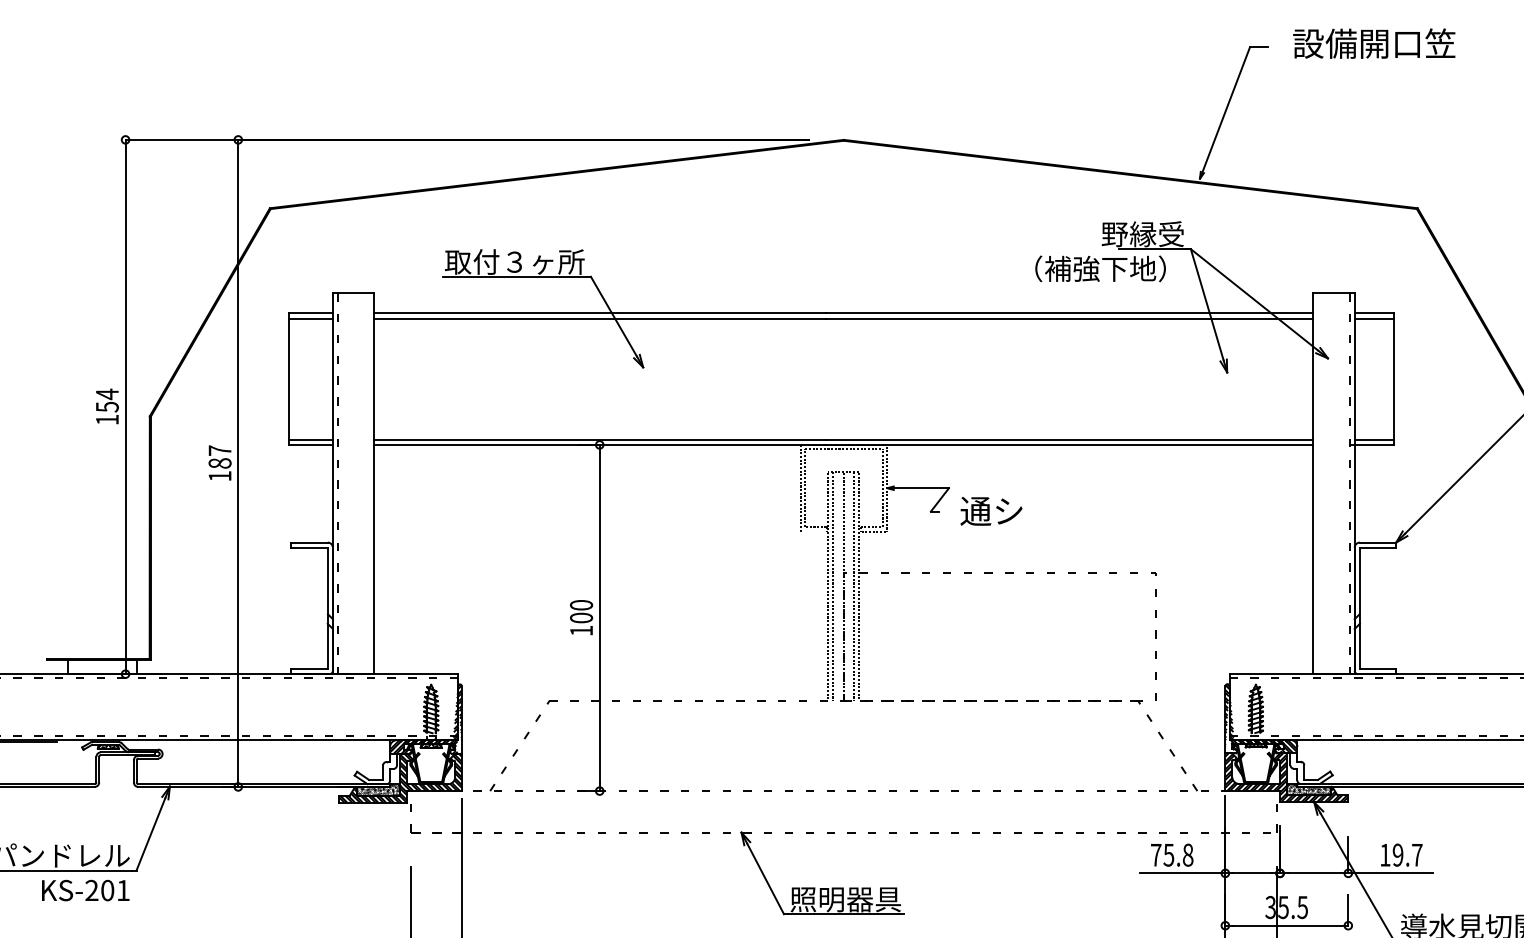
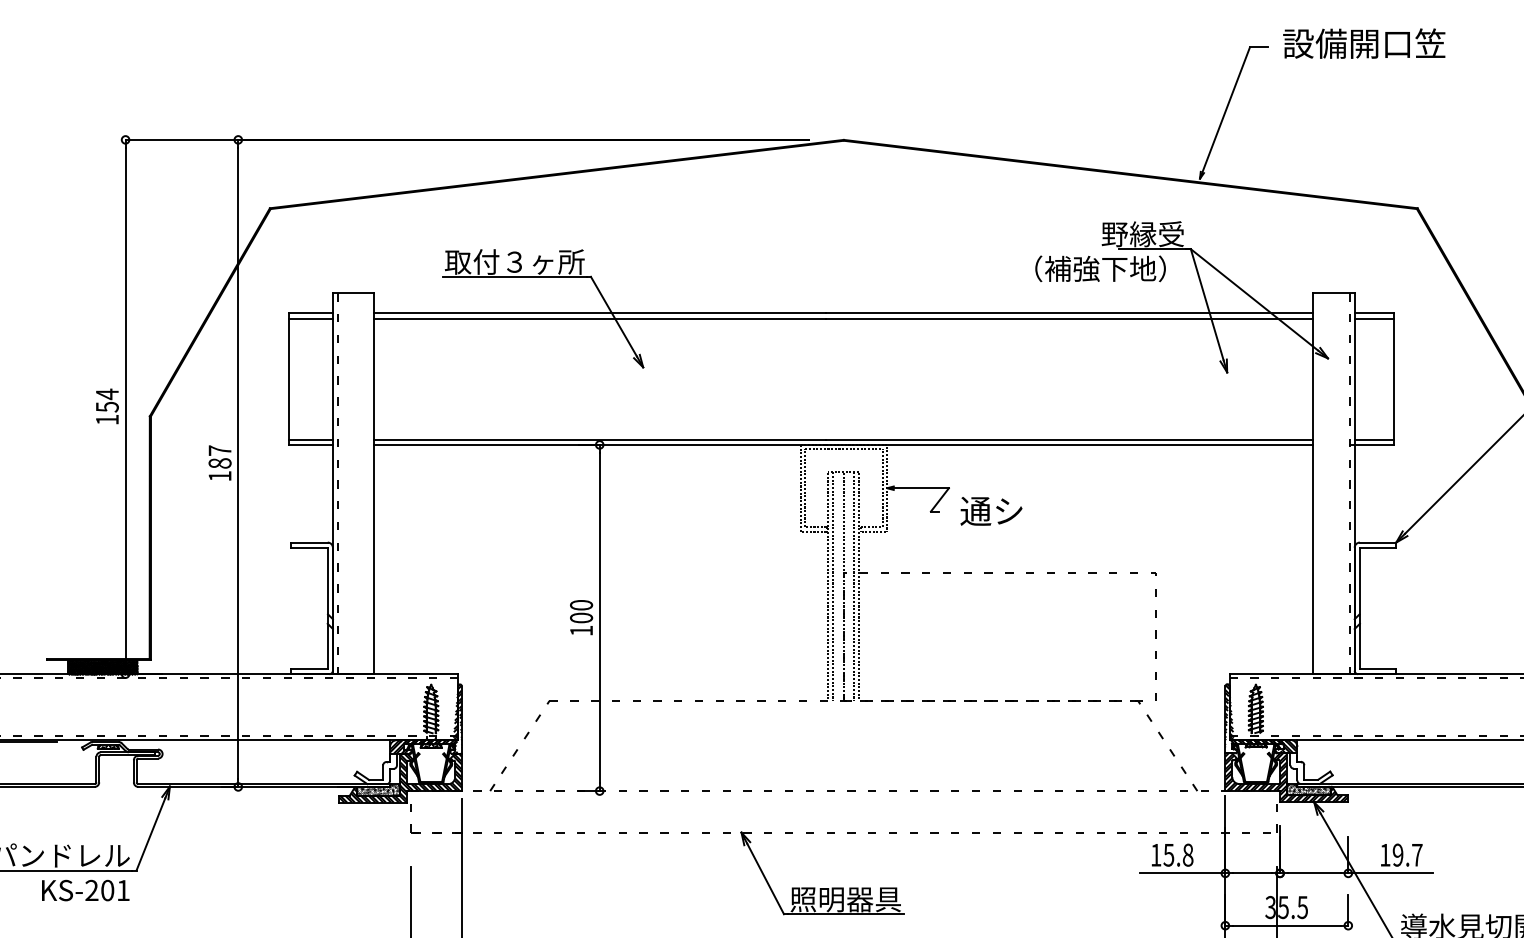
text position: (1374, 43) -> (1364, 43) (1364, 43)
line: none -> present (813, 531)
hatch: none -> present (102, 667)
text: 75.8 -> 15.8 (1156, 855)
